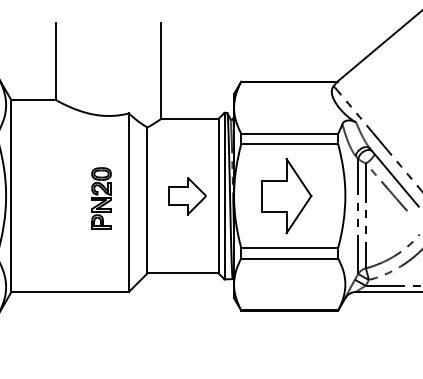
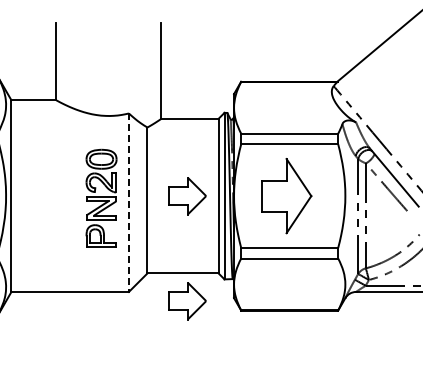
part size: 21x63 px -> 33x100 px (101, 197)
line: solid -> dashed (128, 203)
part: none -> present (187, 301)
